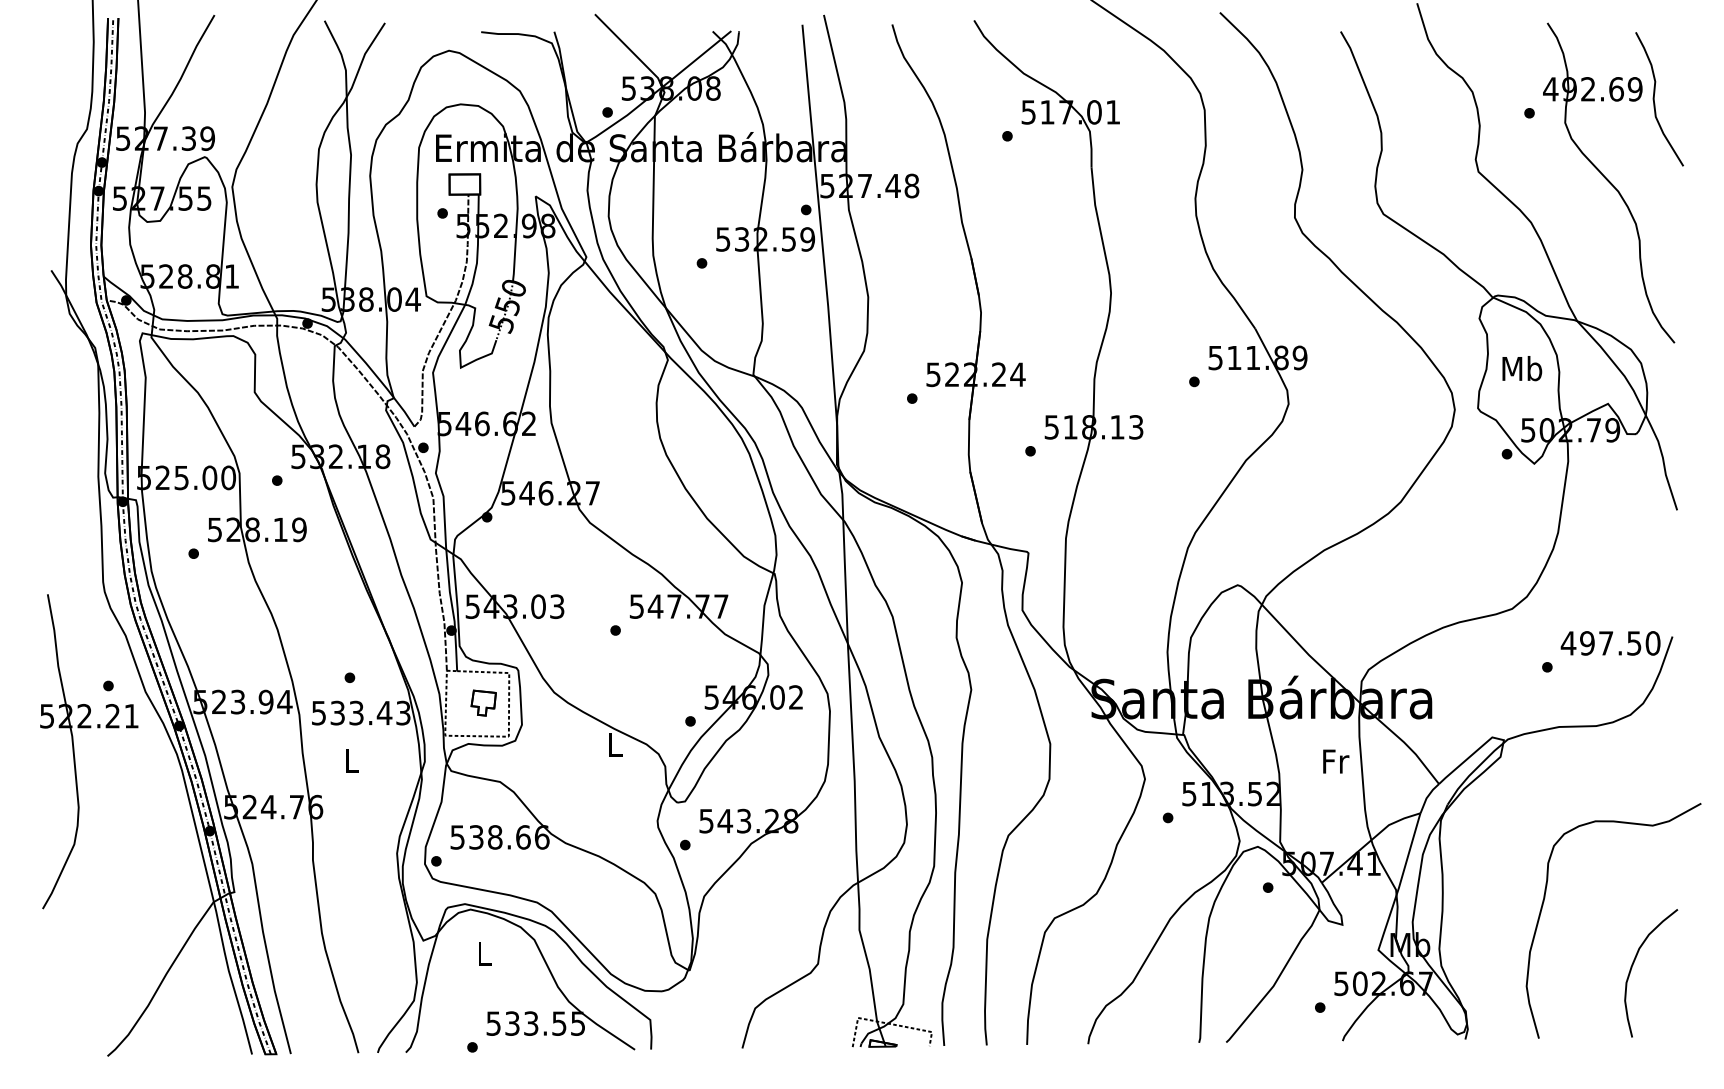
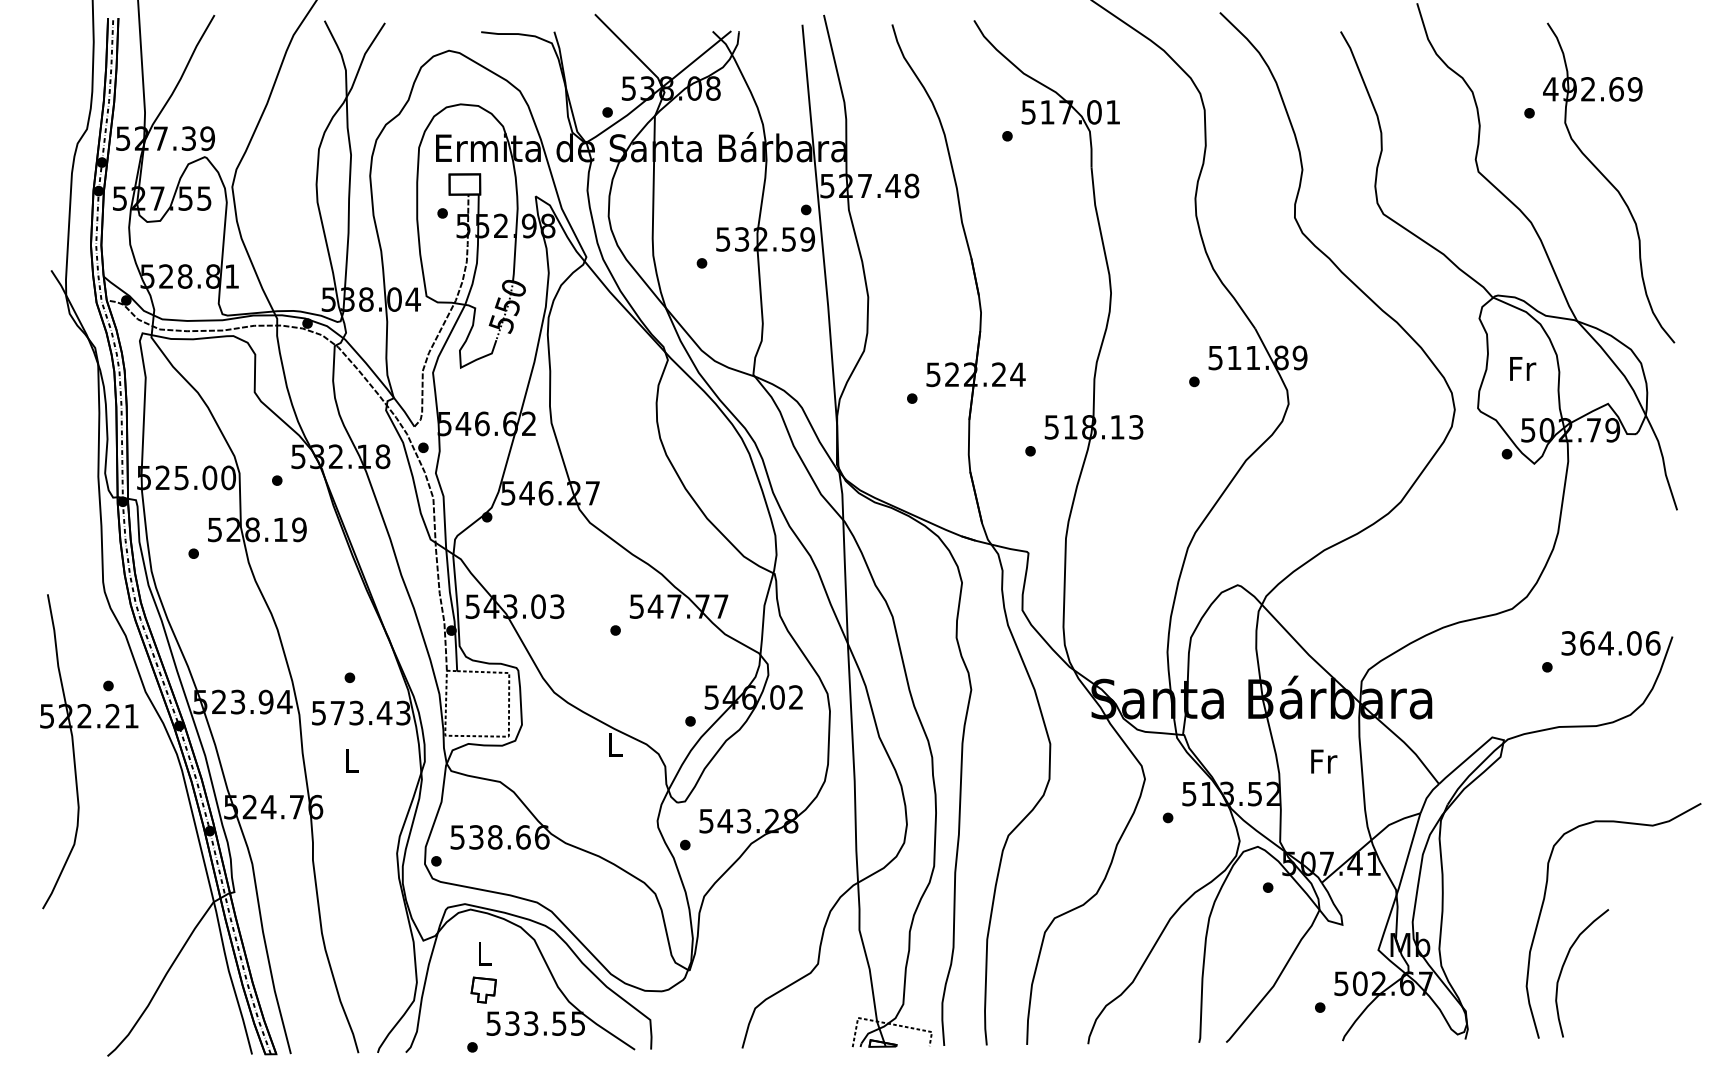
curve: present -> none (1654, 99)
text: Mb -> Fr (1522, 368)
text: 497.50 -> 364.06 (1610, 643)
part position: (483, 702) -> (483, 989) (483, 989)
text: 533.43 -> 573.43 (337, 712)
text position: (1336, 761) -> (1324, 761) (1324, 761)
curve position: (1632, 968) -> (1563, 968) (1563, 968)
